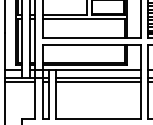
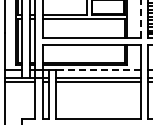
line: solid -> dashed (140, 19)
line: solid -> dashed (98, 70)
